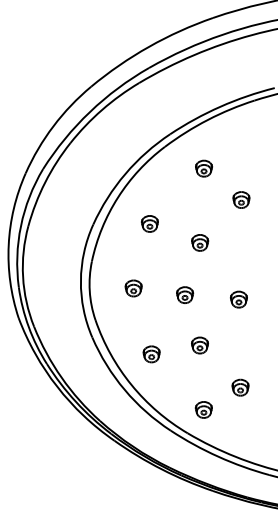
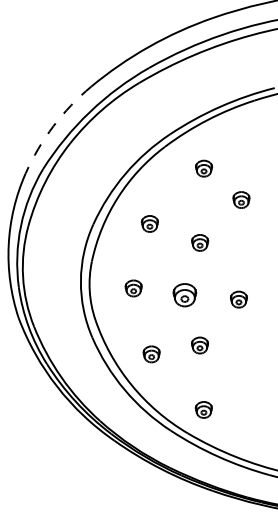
arc: solid -> dashed (53, 126)
part size: 19x18 px -> 26x25 px (184, 295)
part: present -> none (240, 387)
